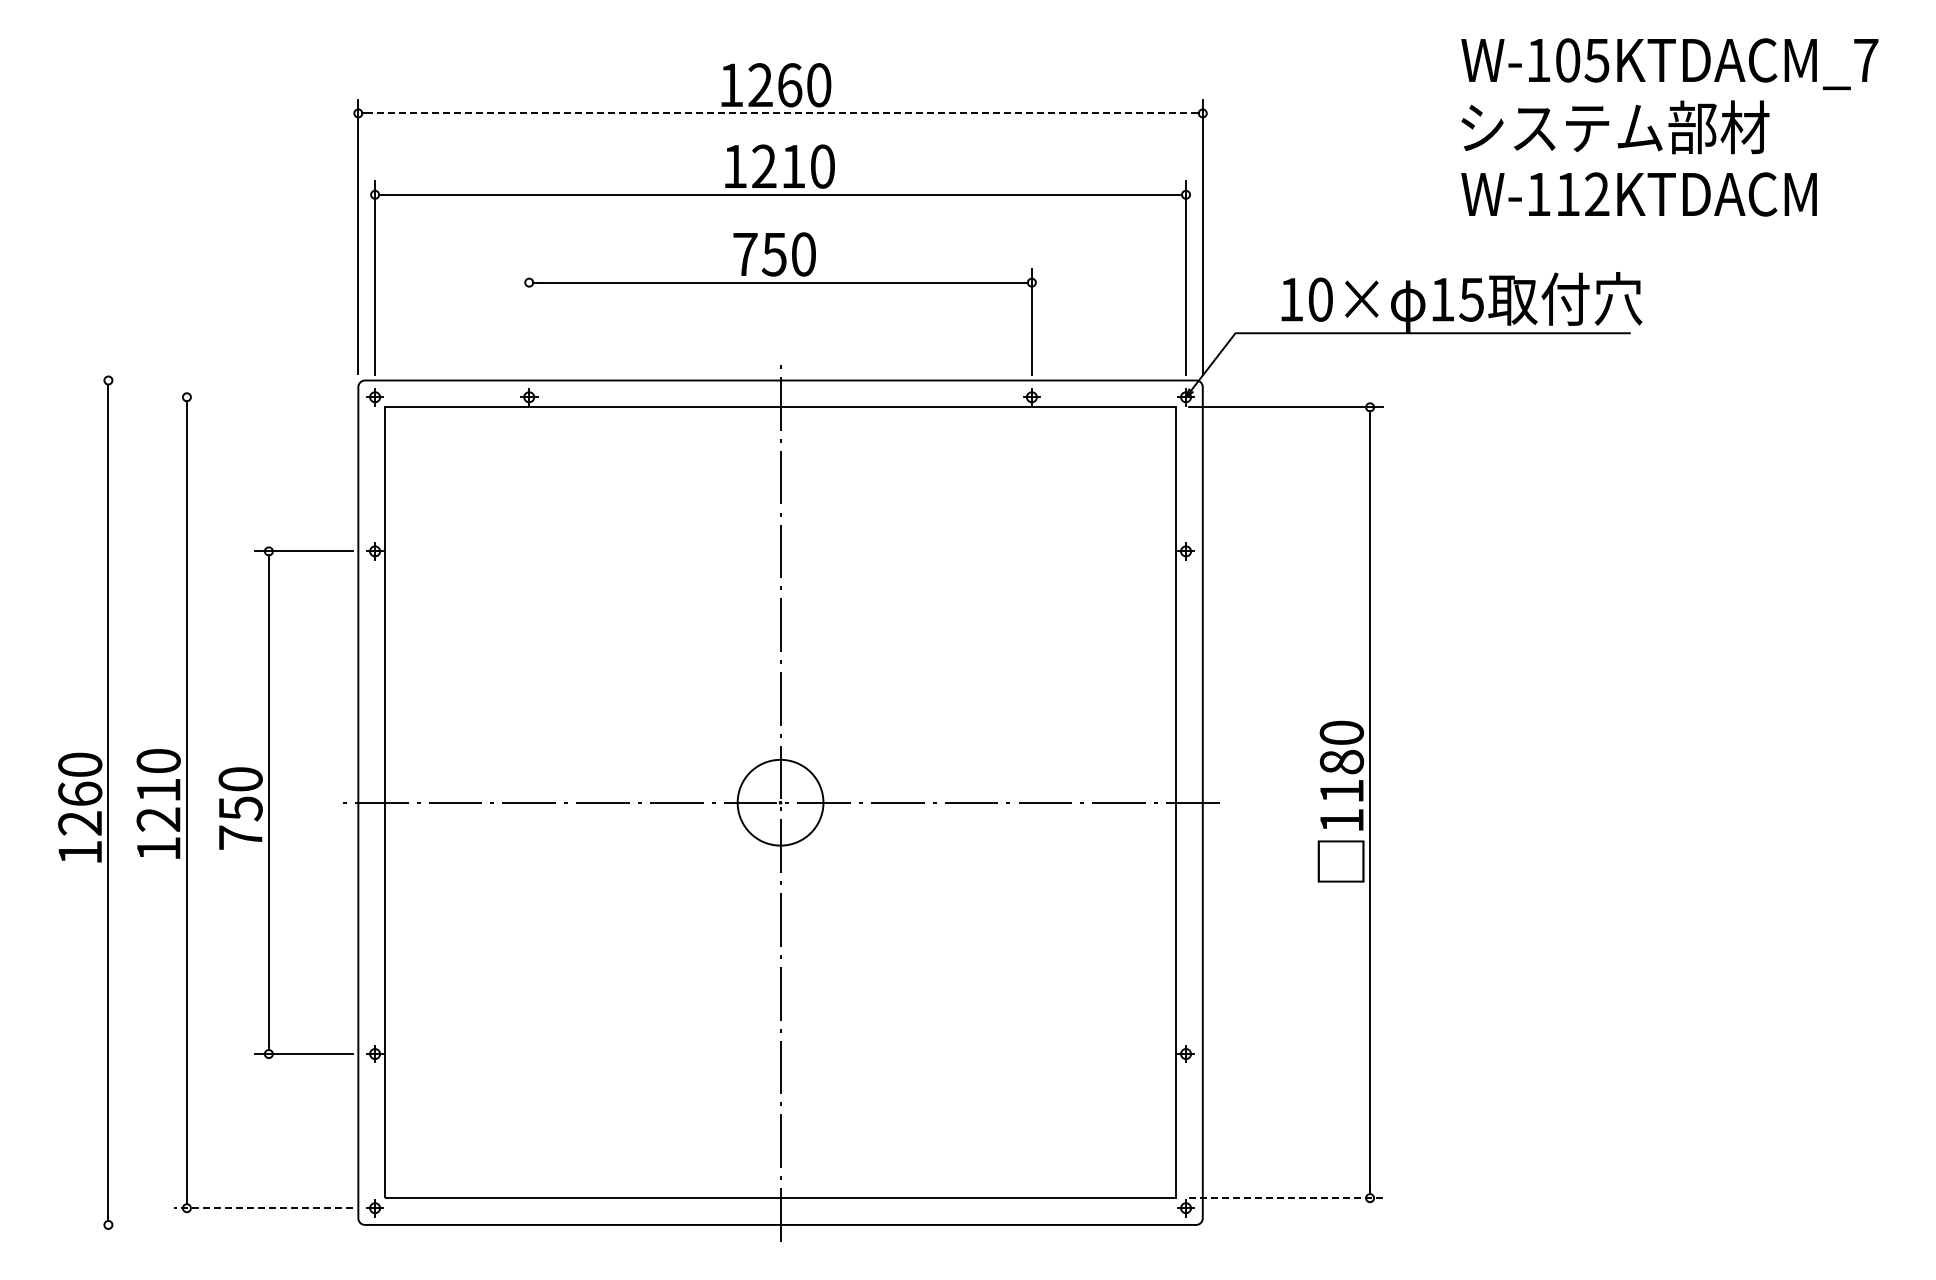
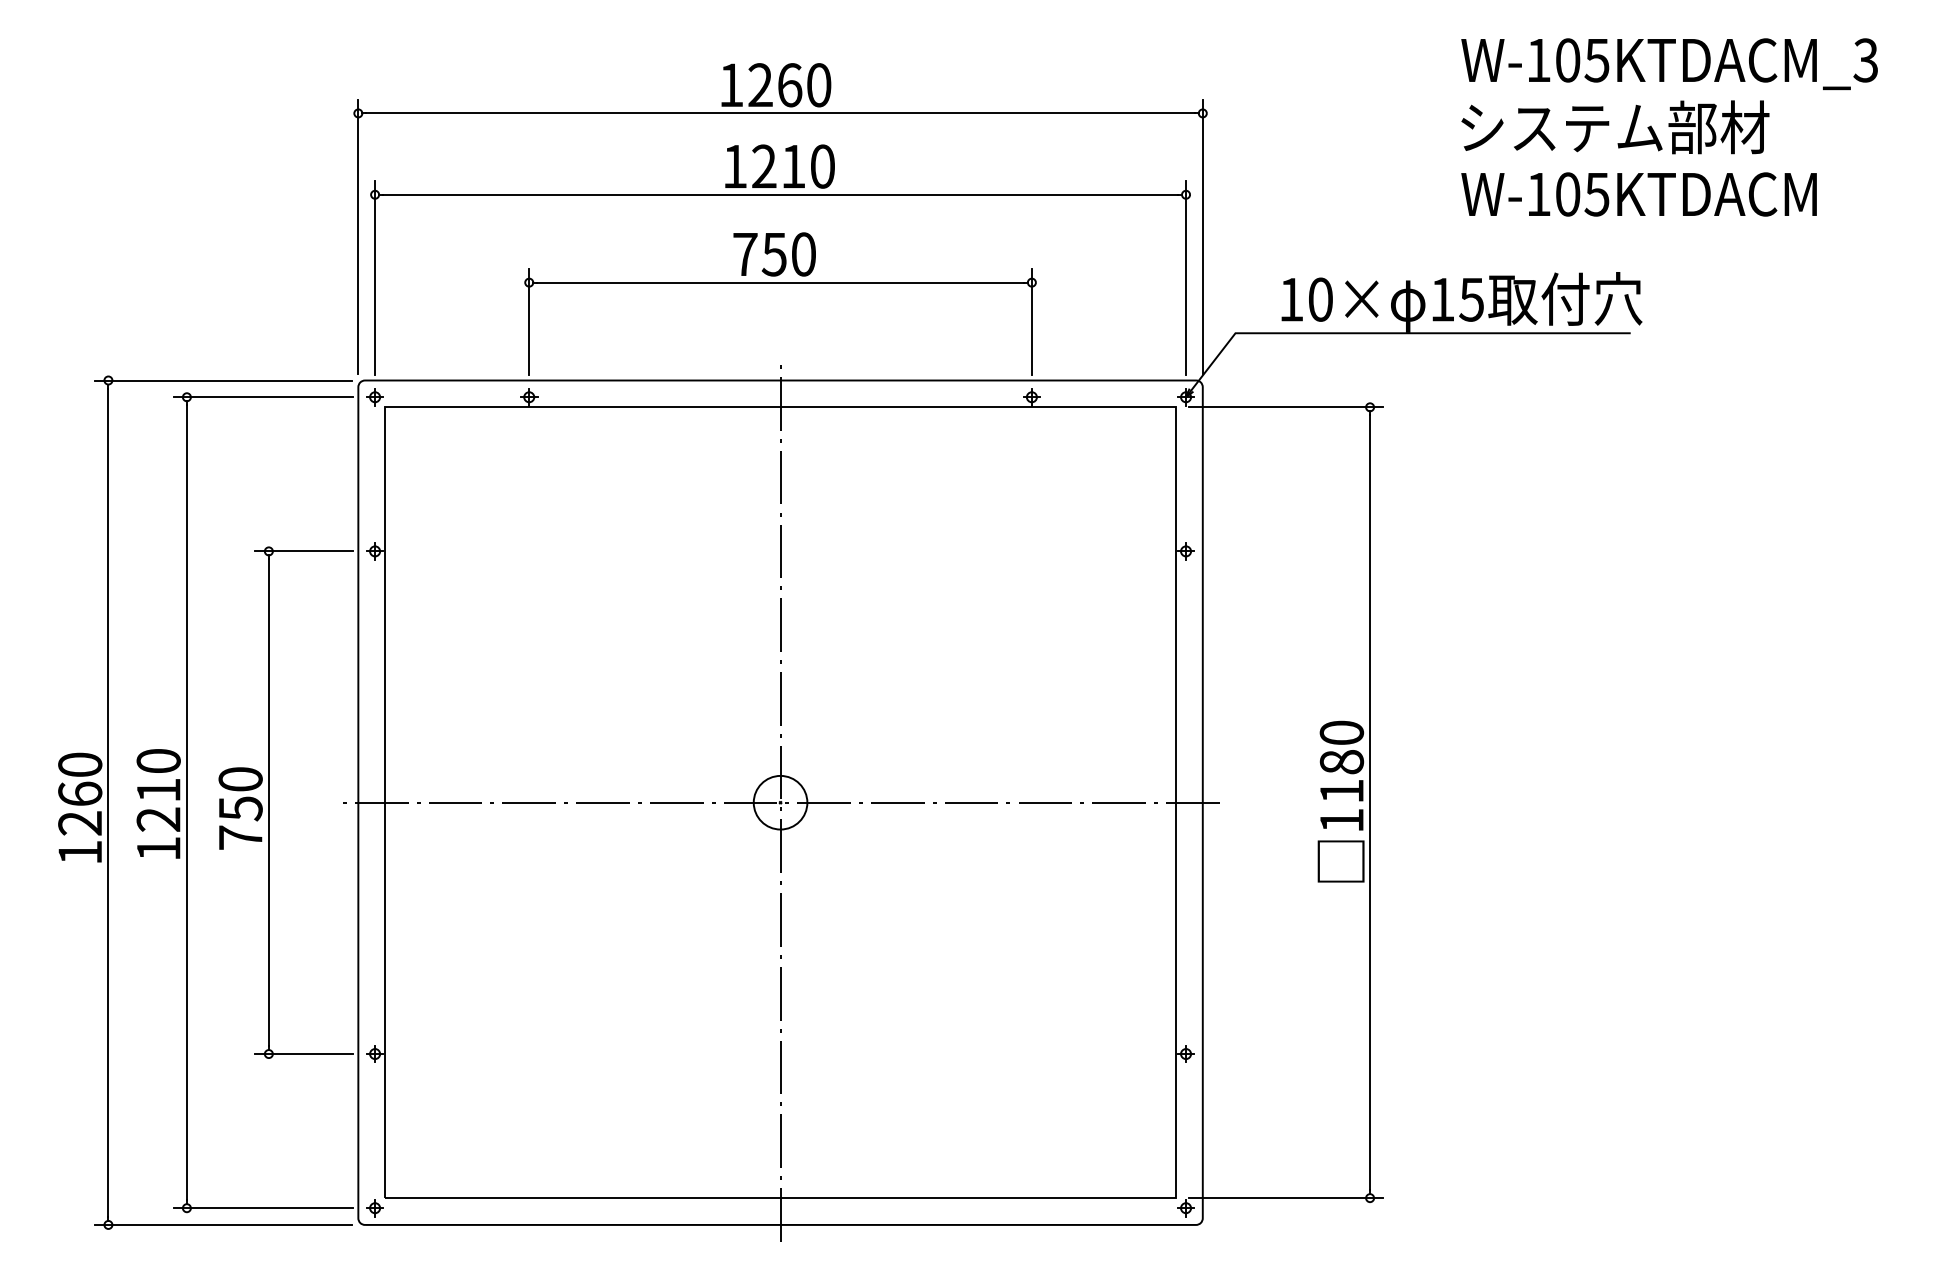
text: W-105KTDACM_7 -> W-105KTDACM_3 (1865, 60)
line: dashed -> solid (781, 113)
text: W-112KTDACM -> W-105KTDACM (1582, 194)
line: none -> present (529, 322)
line: none -> present (223, 380)
line: none -> present (263, 397)
circle diameter: 86 px -> 54 px (780, 802)
line: dashed -> solid (1286, 1198)
line: dashed -> solid (263, 1208)
line: none -> present (223, 1224)
